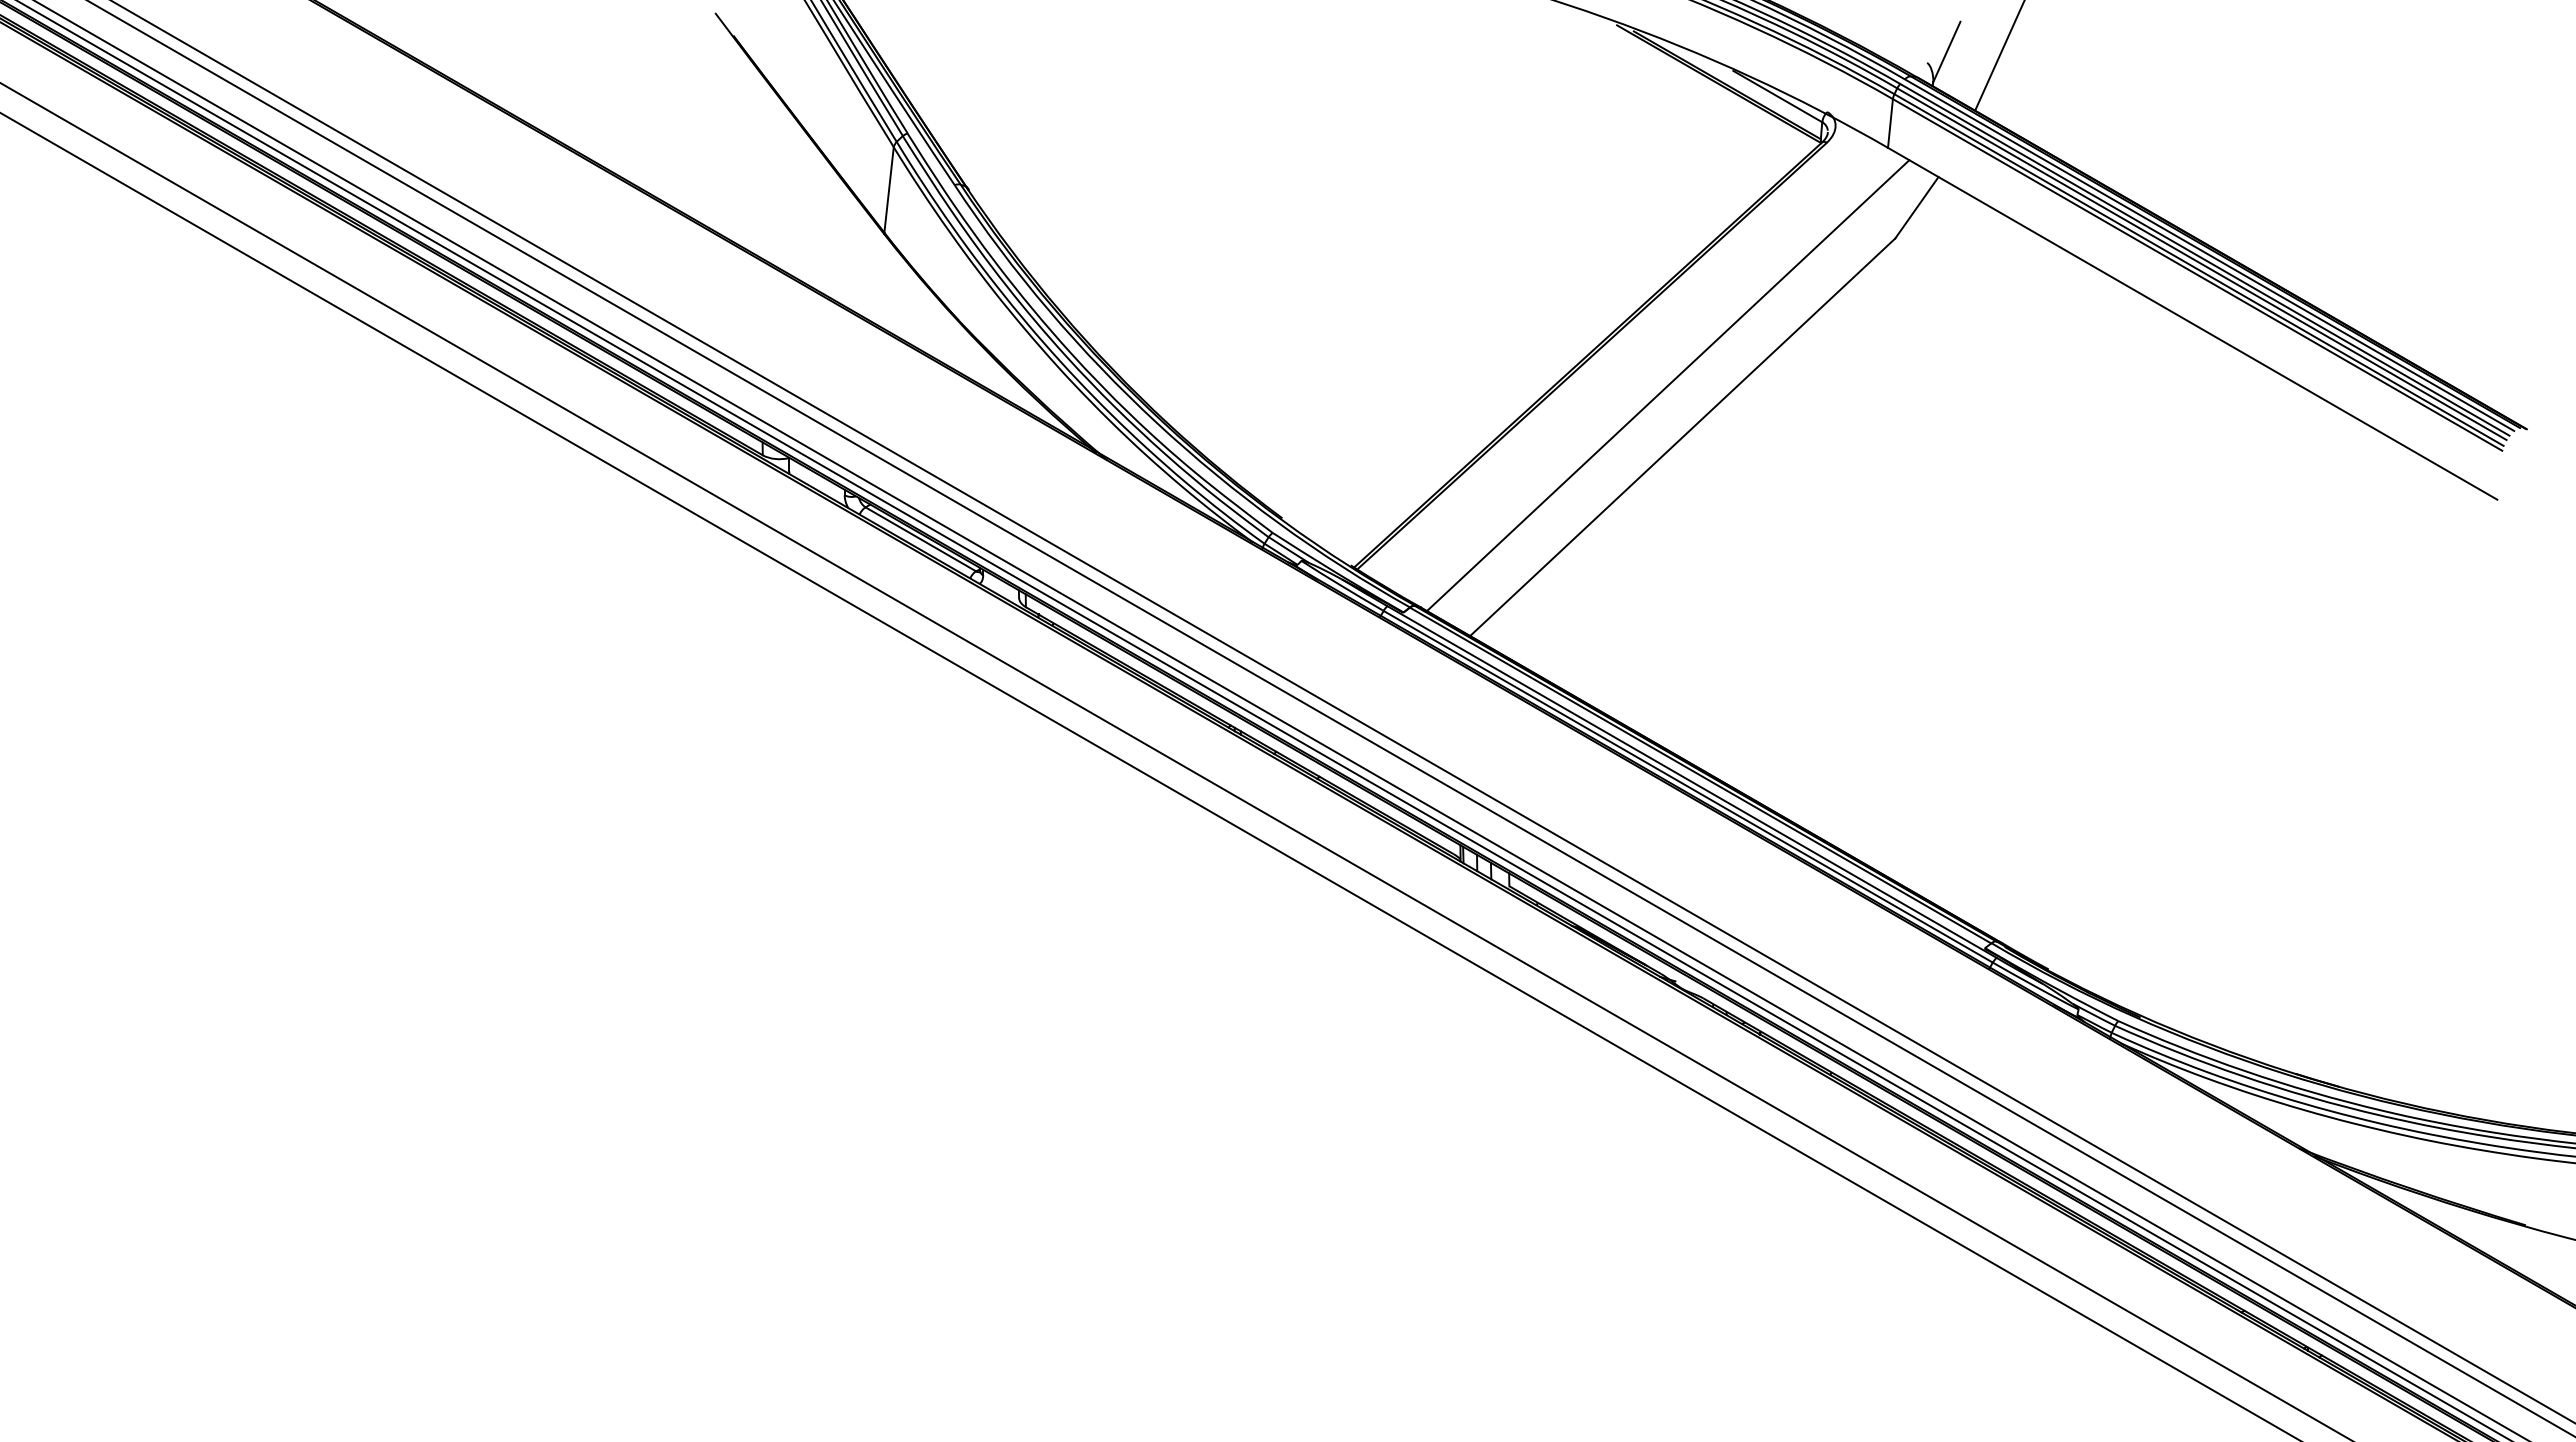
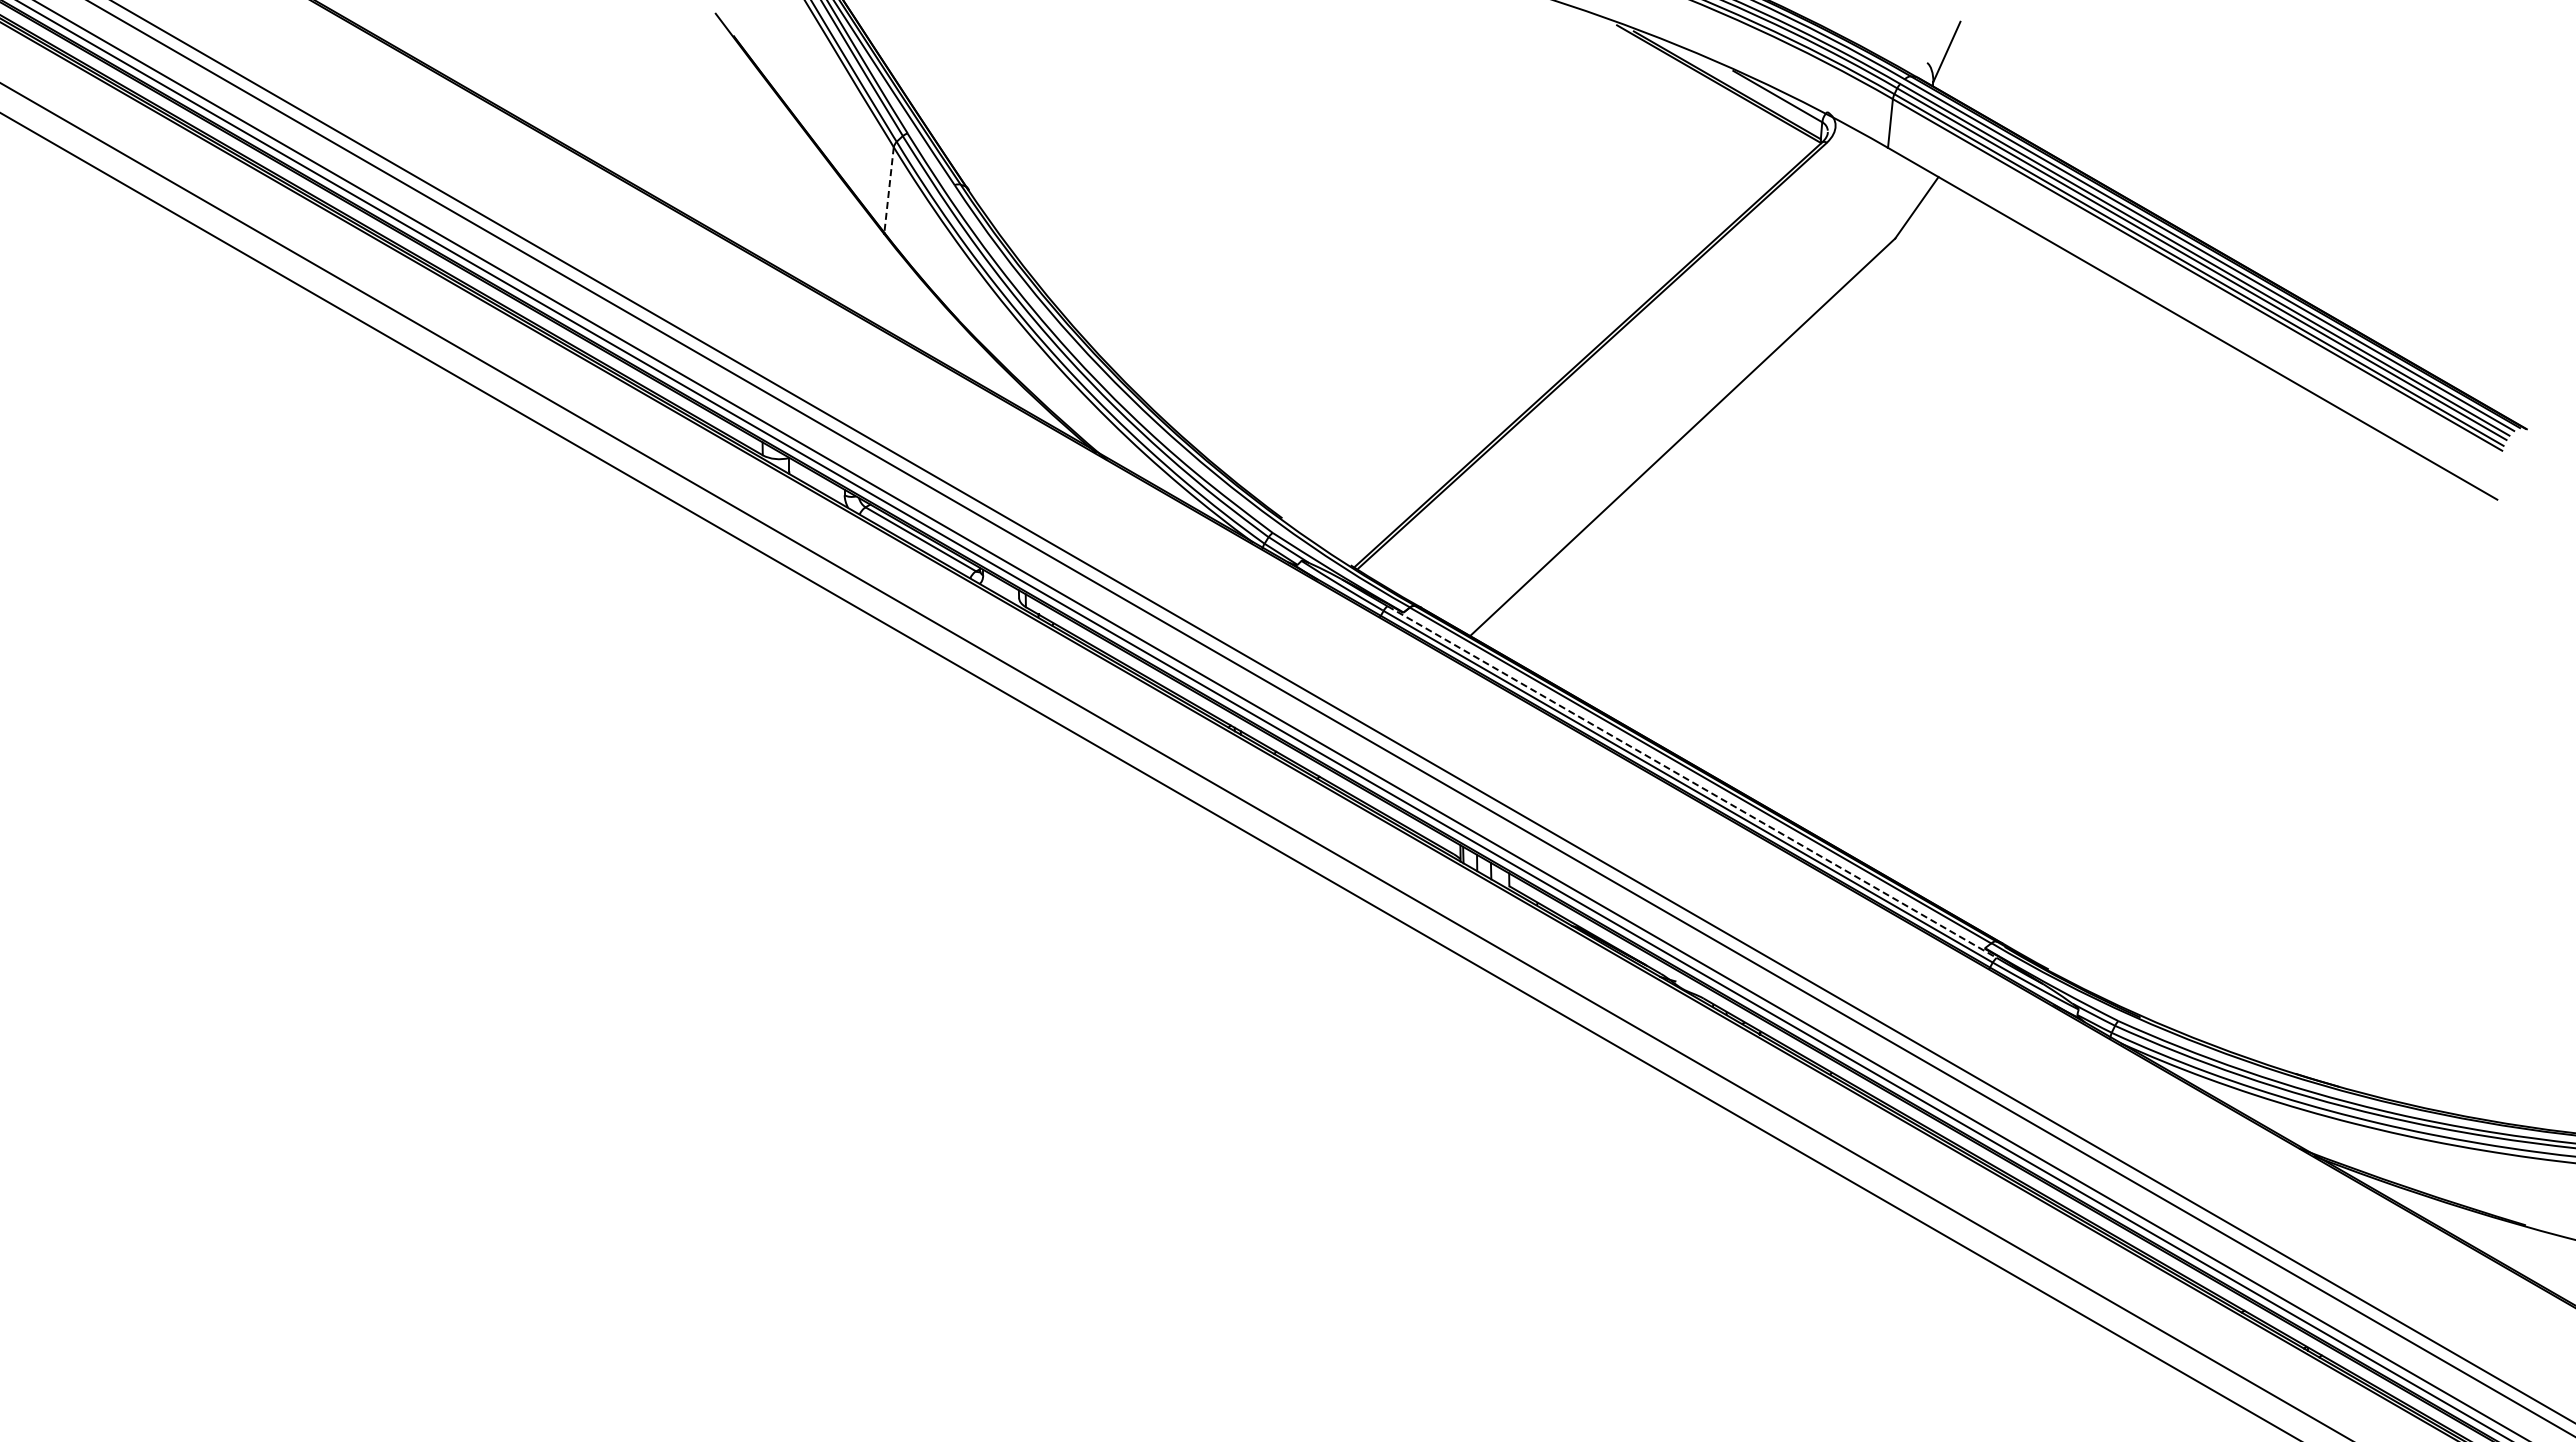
line: present -> none (1999, 56)
line: solid -> dashed (889, 190)
line: present -> none (1667, 385)
line: solid -> dashed (1692, 782)
